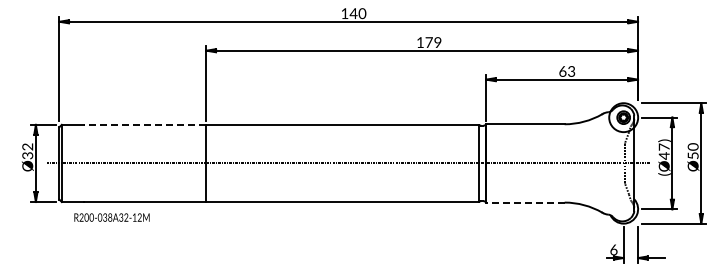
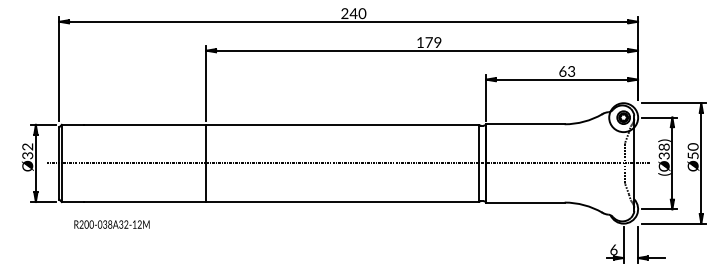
text: 140 -> 240 (344, 13)
line: dashed -> solid (144, 124)
text: (Ø47) -> (Ø38) (663, 151)
line: dashed -> solid (525, 202)
text position: (111, 217) -> (111, 224) (111, 224)
